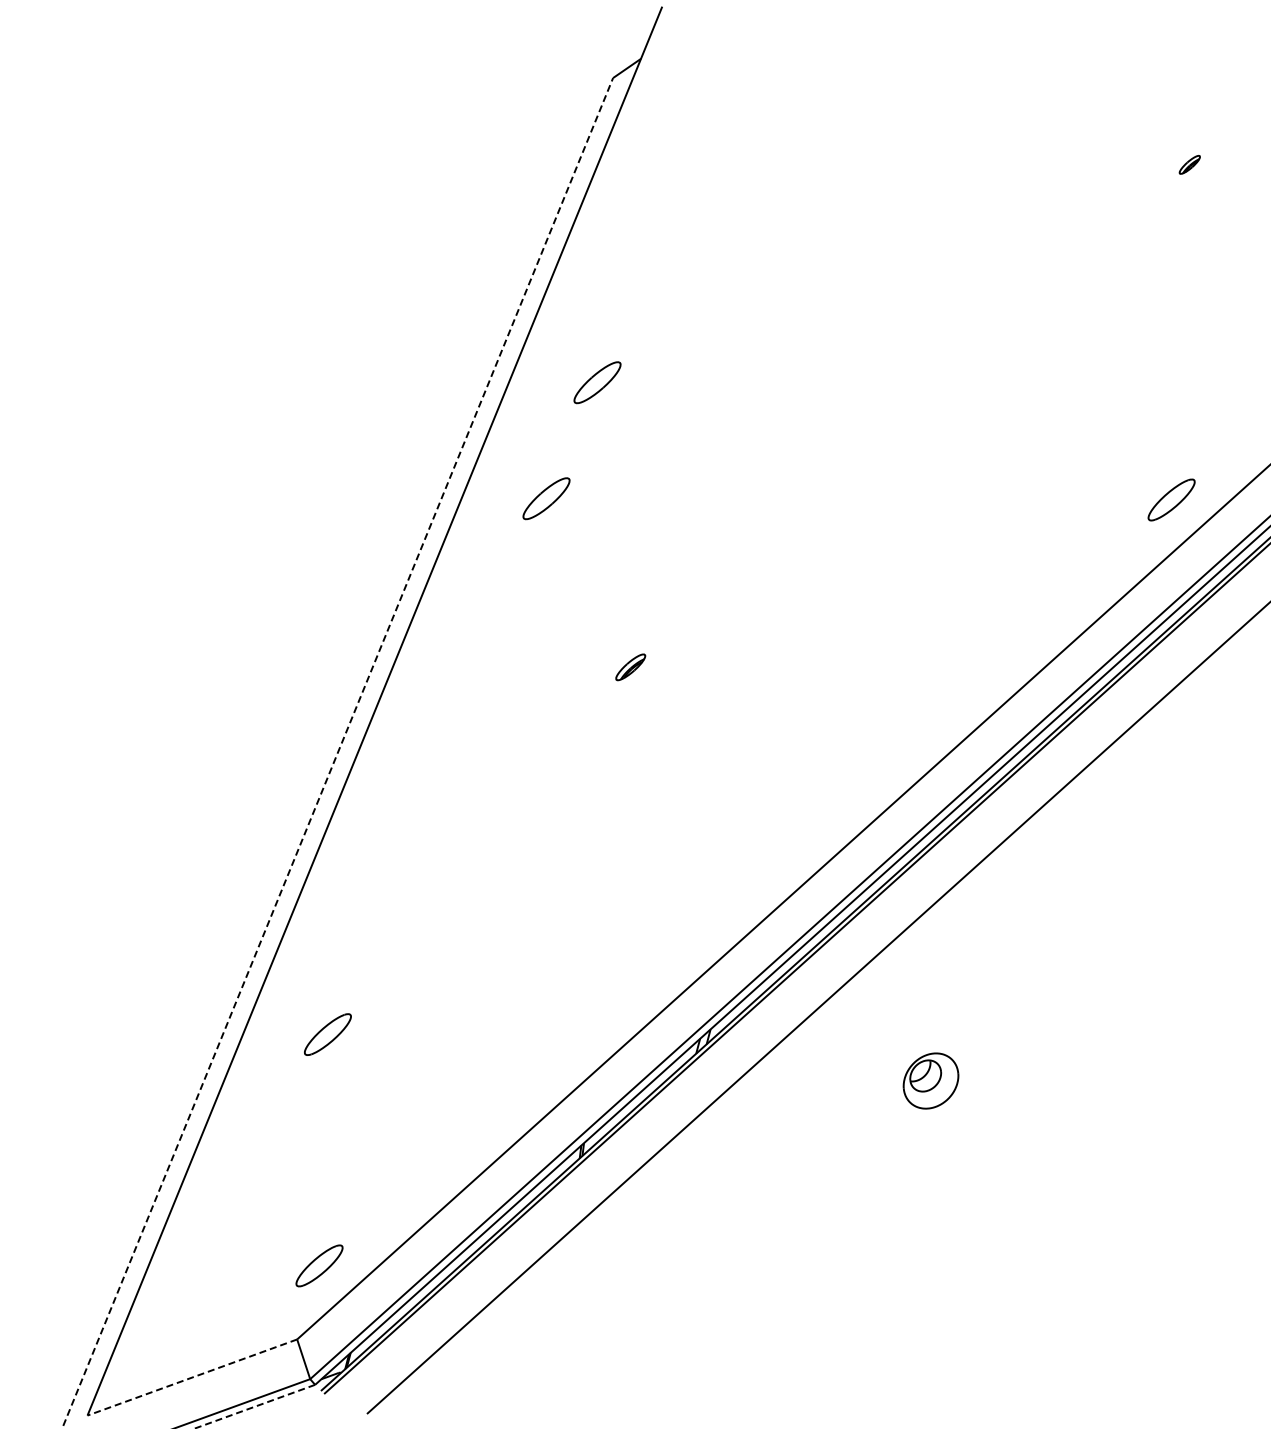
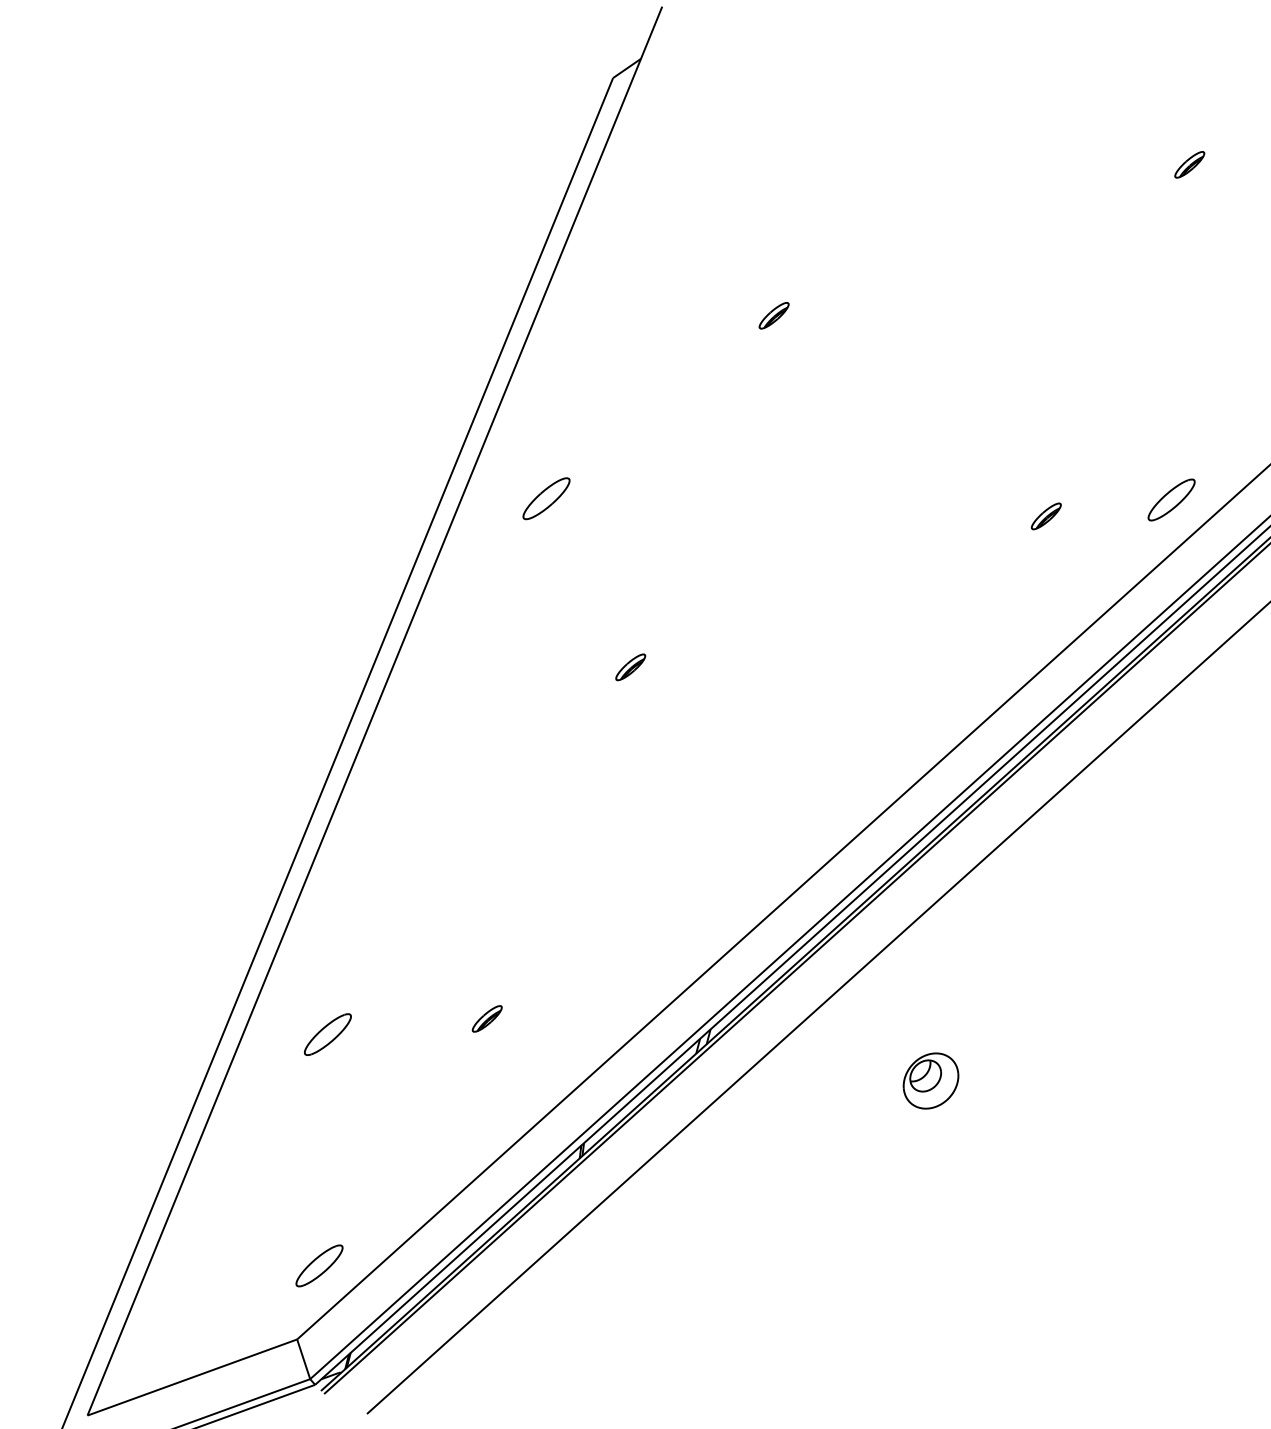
part size: 23x20 px -> 32x28 px (1189, 164)
part: none -> present (773, 315)
part: present -> none (597, 382)
part: none -> present (1045, 516)
line: dashed -> solid (337, 752)
part: none -> present (486, 1018)
line: dashed -> solid (192, 1377)
line: dashed -> solid (254, 1406)
